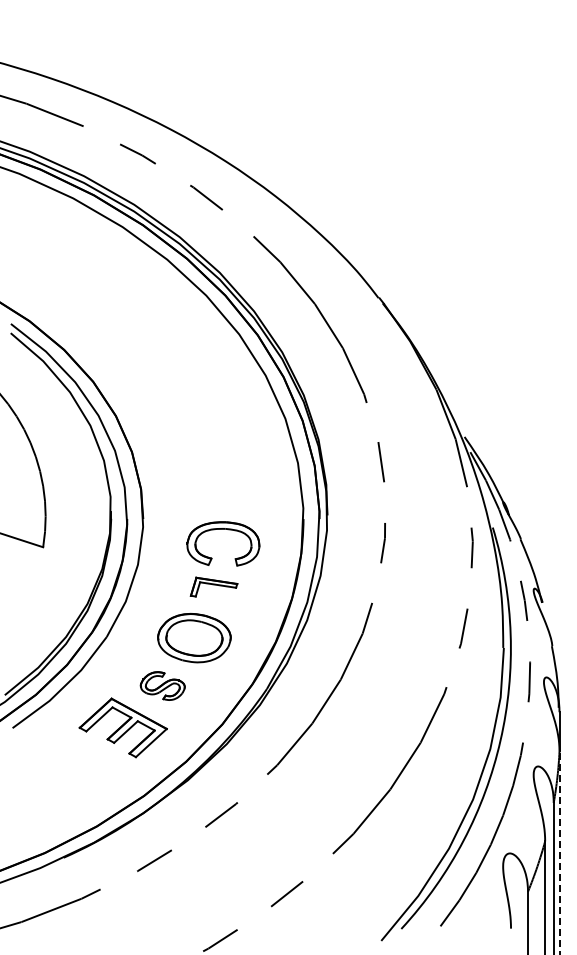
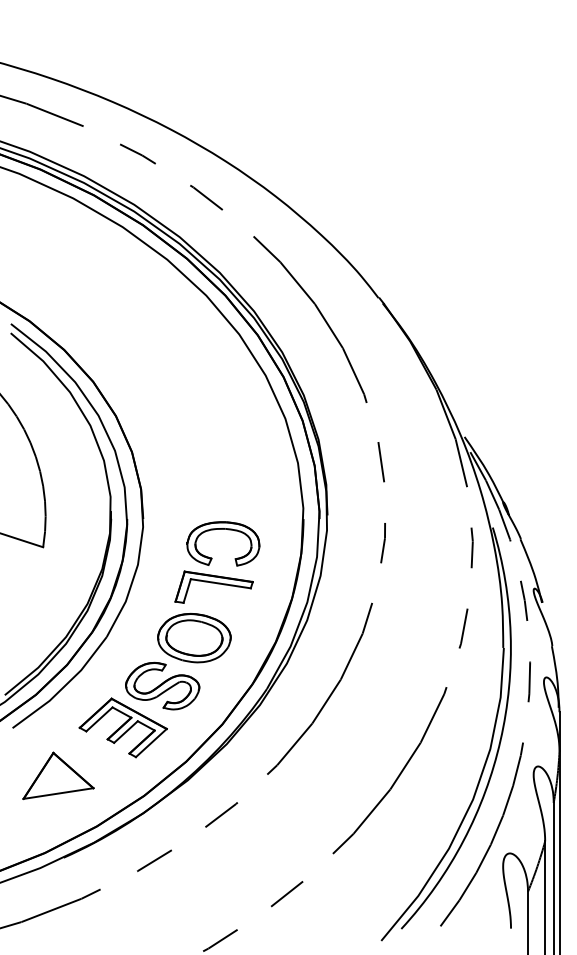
part size: 50x22 px -> 80x34 px (213, 586)
part size: 47x30 px -> 76x50 px (162, 685)
part: none -> present (58, 775)
line: dashed -> solid (559, 852)
